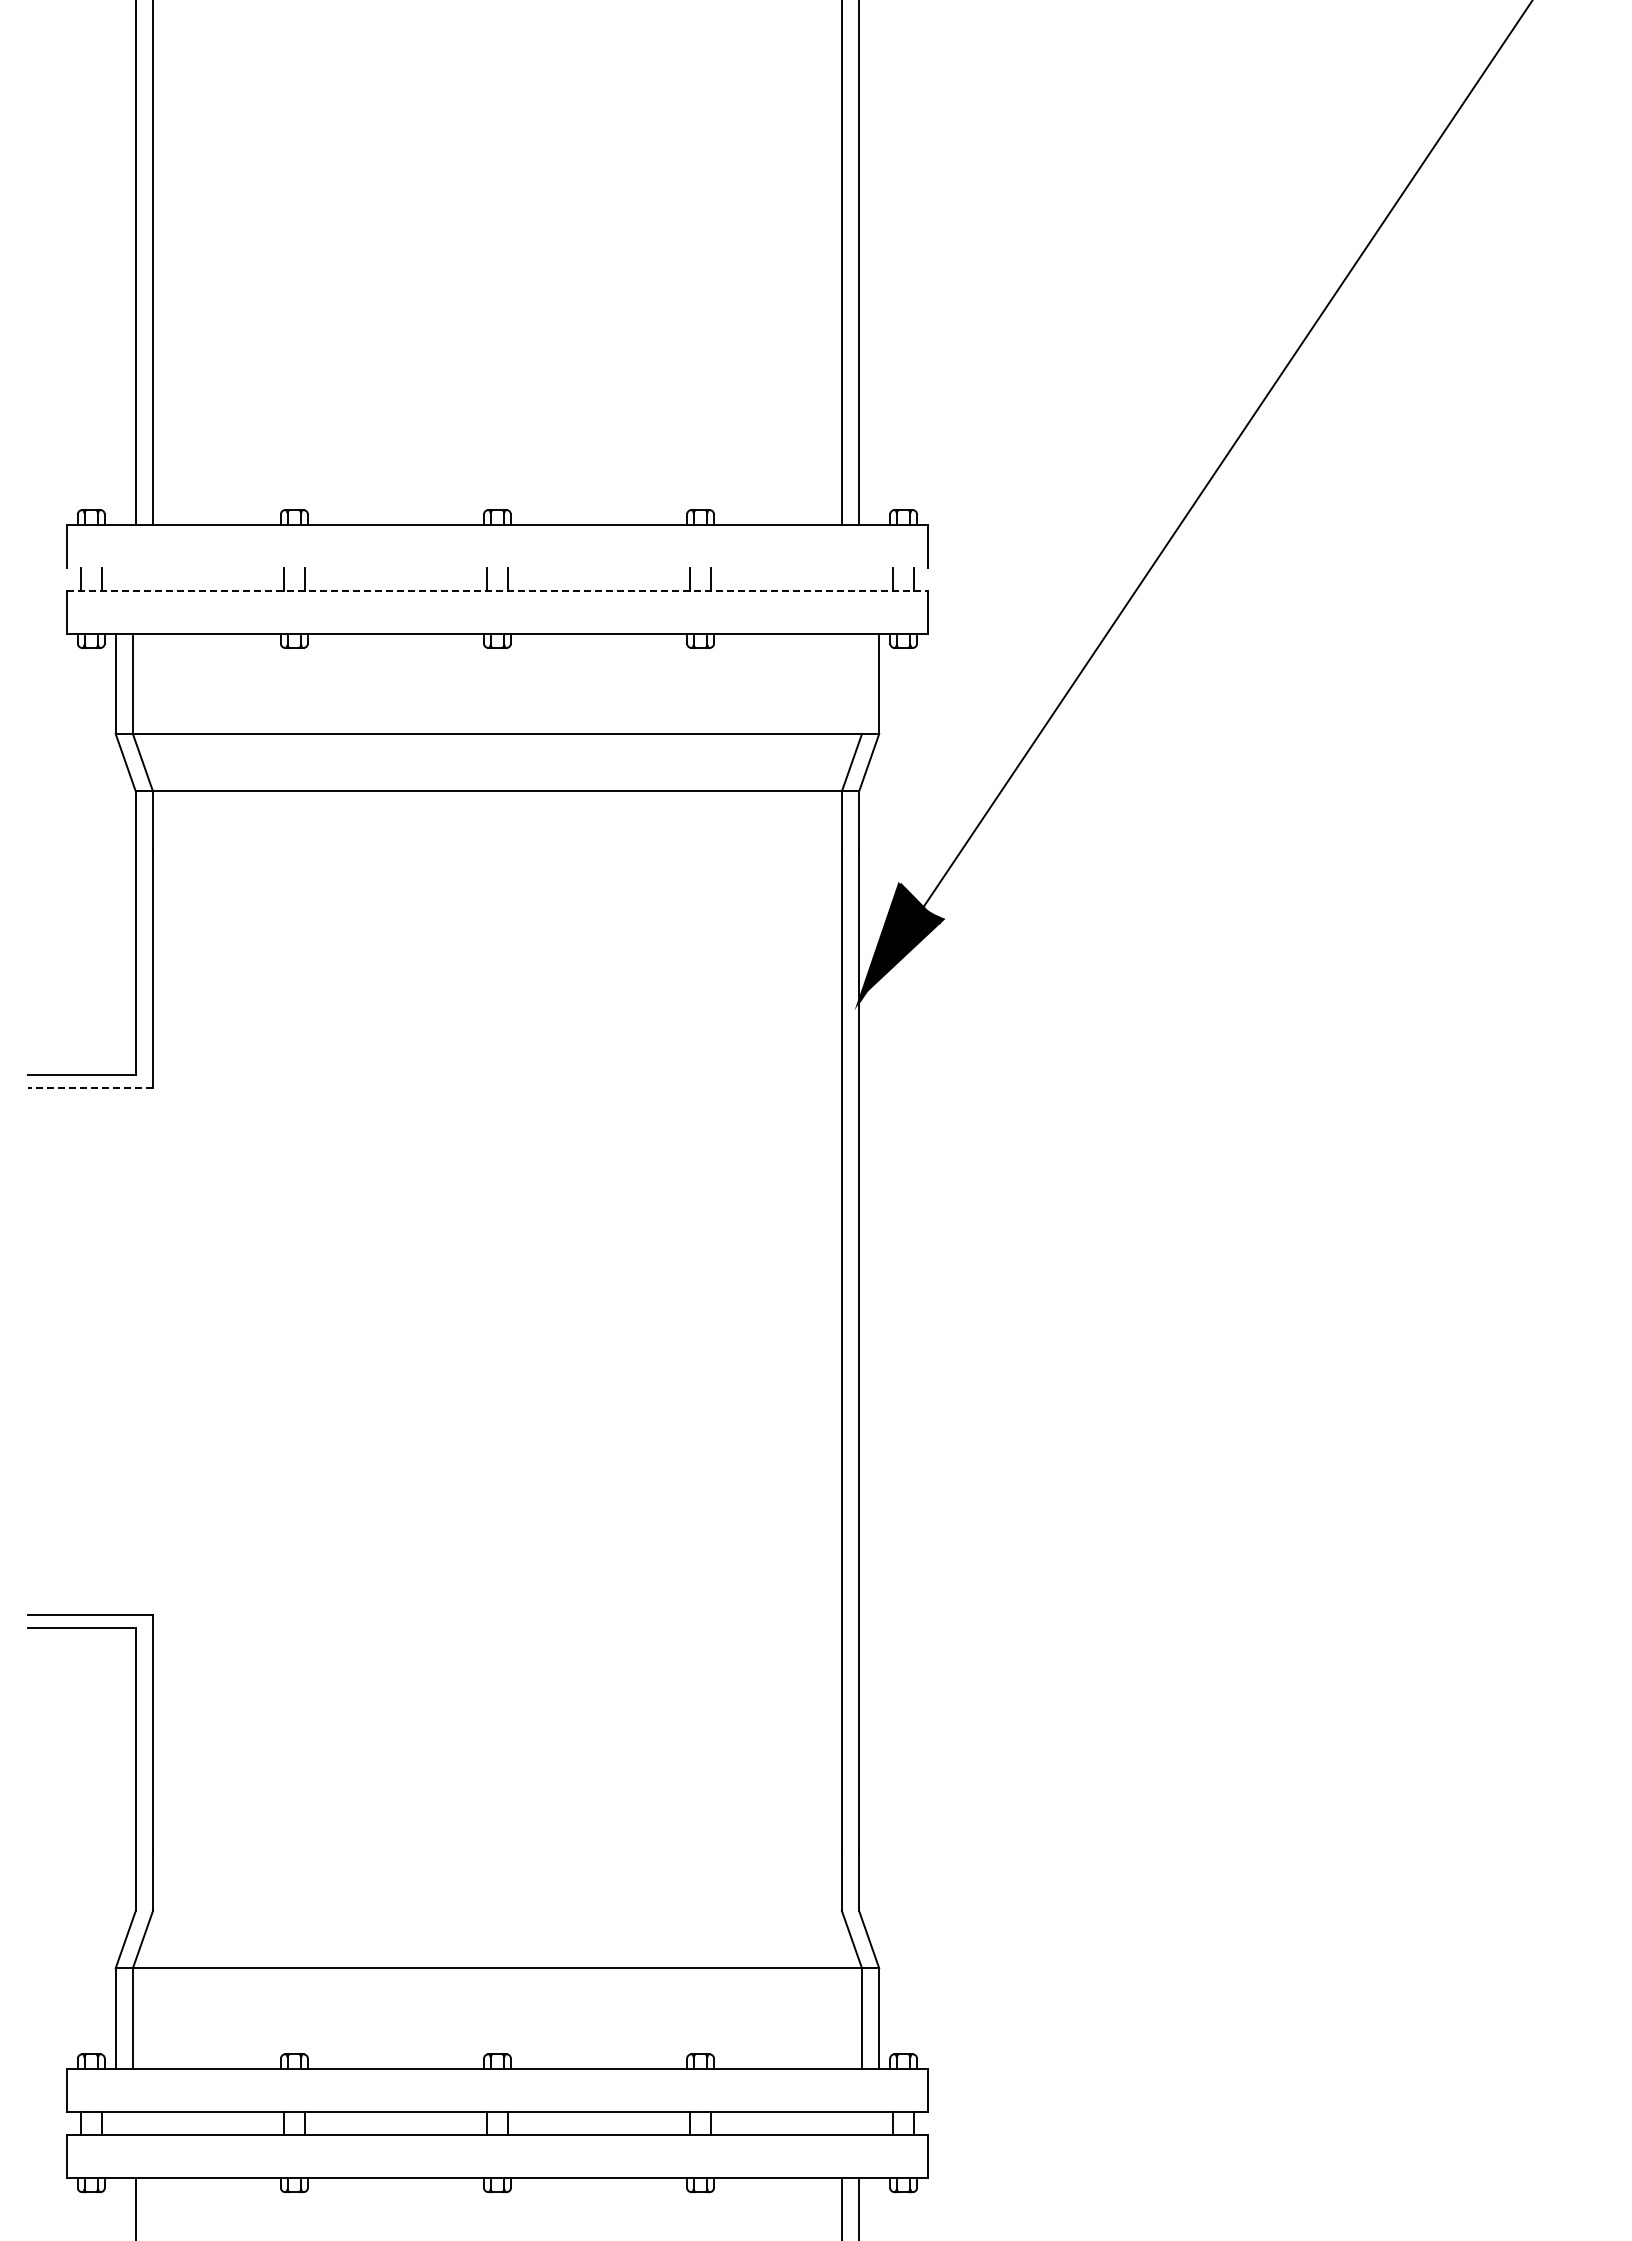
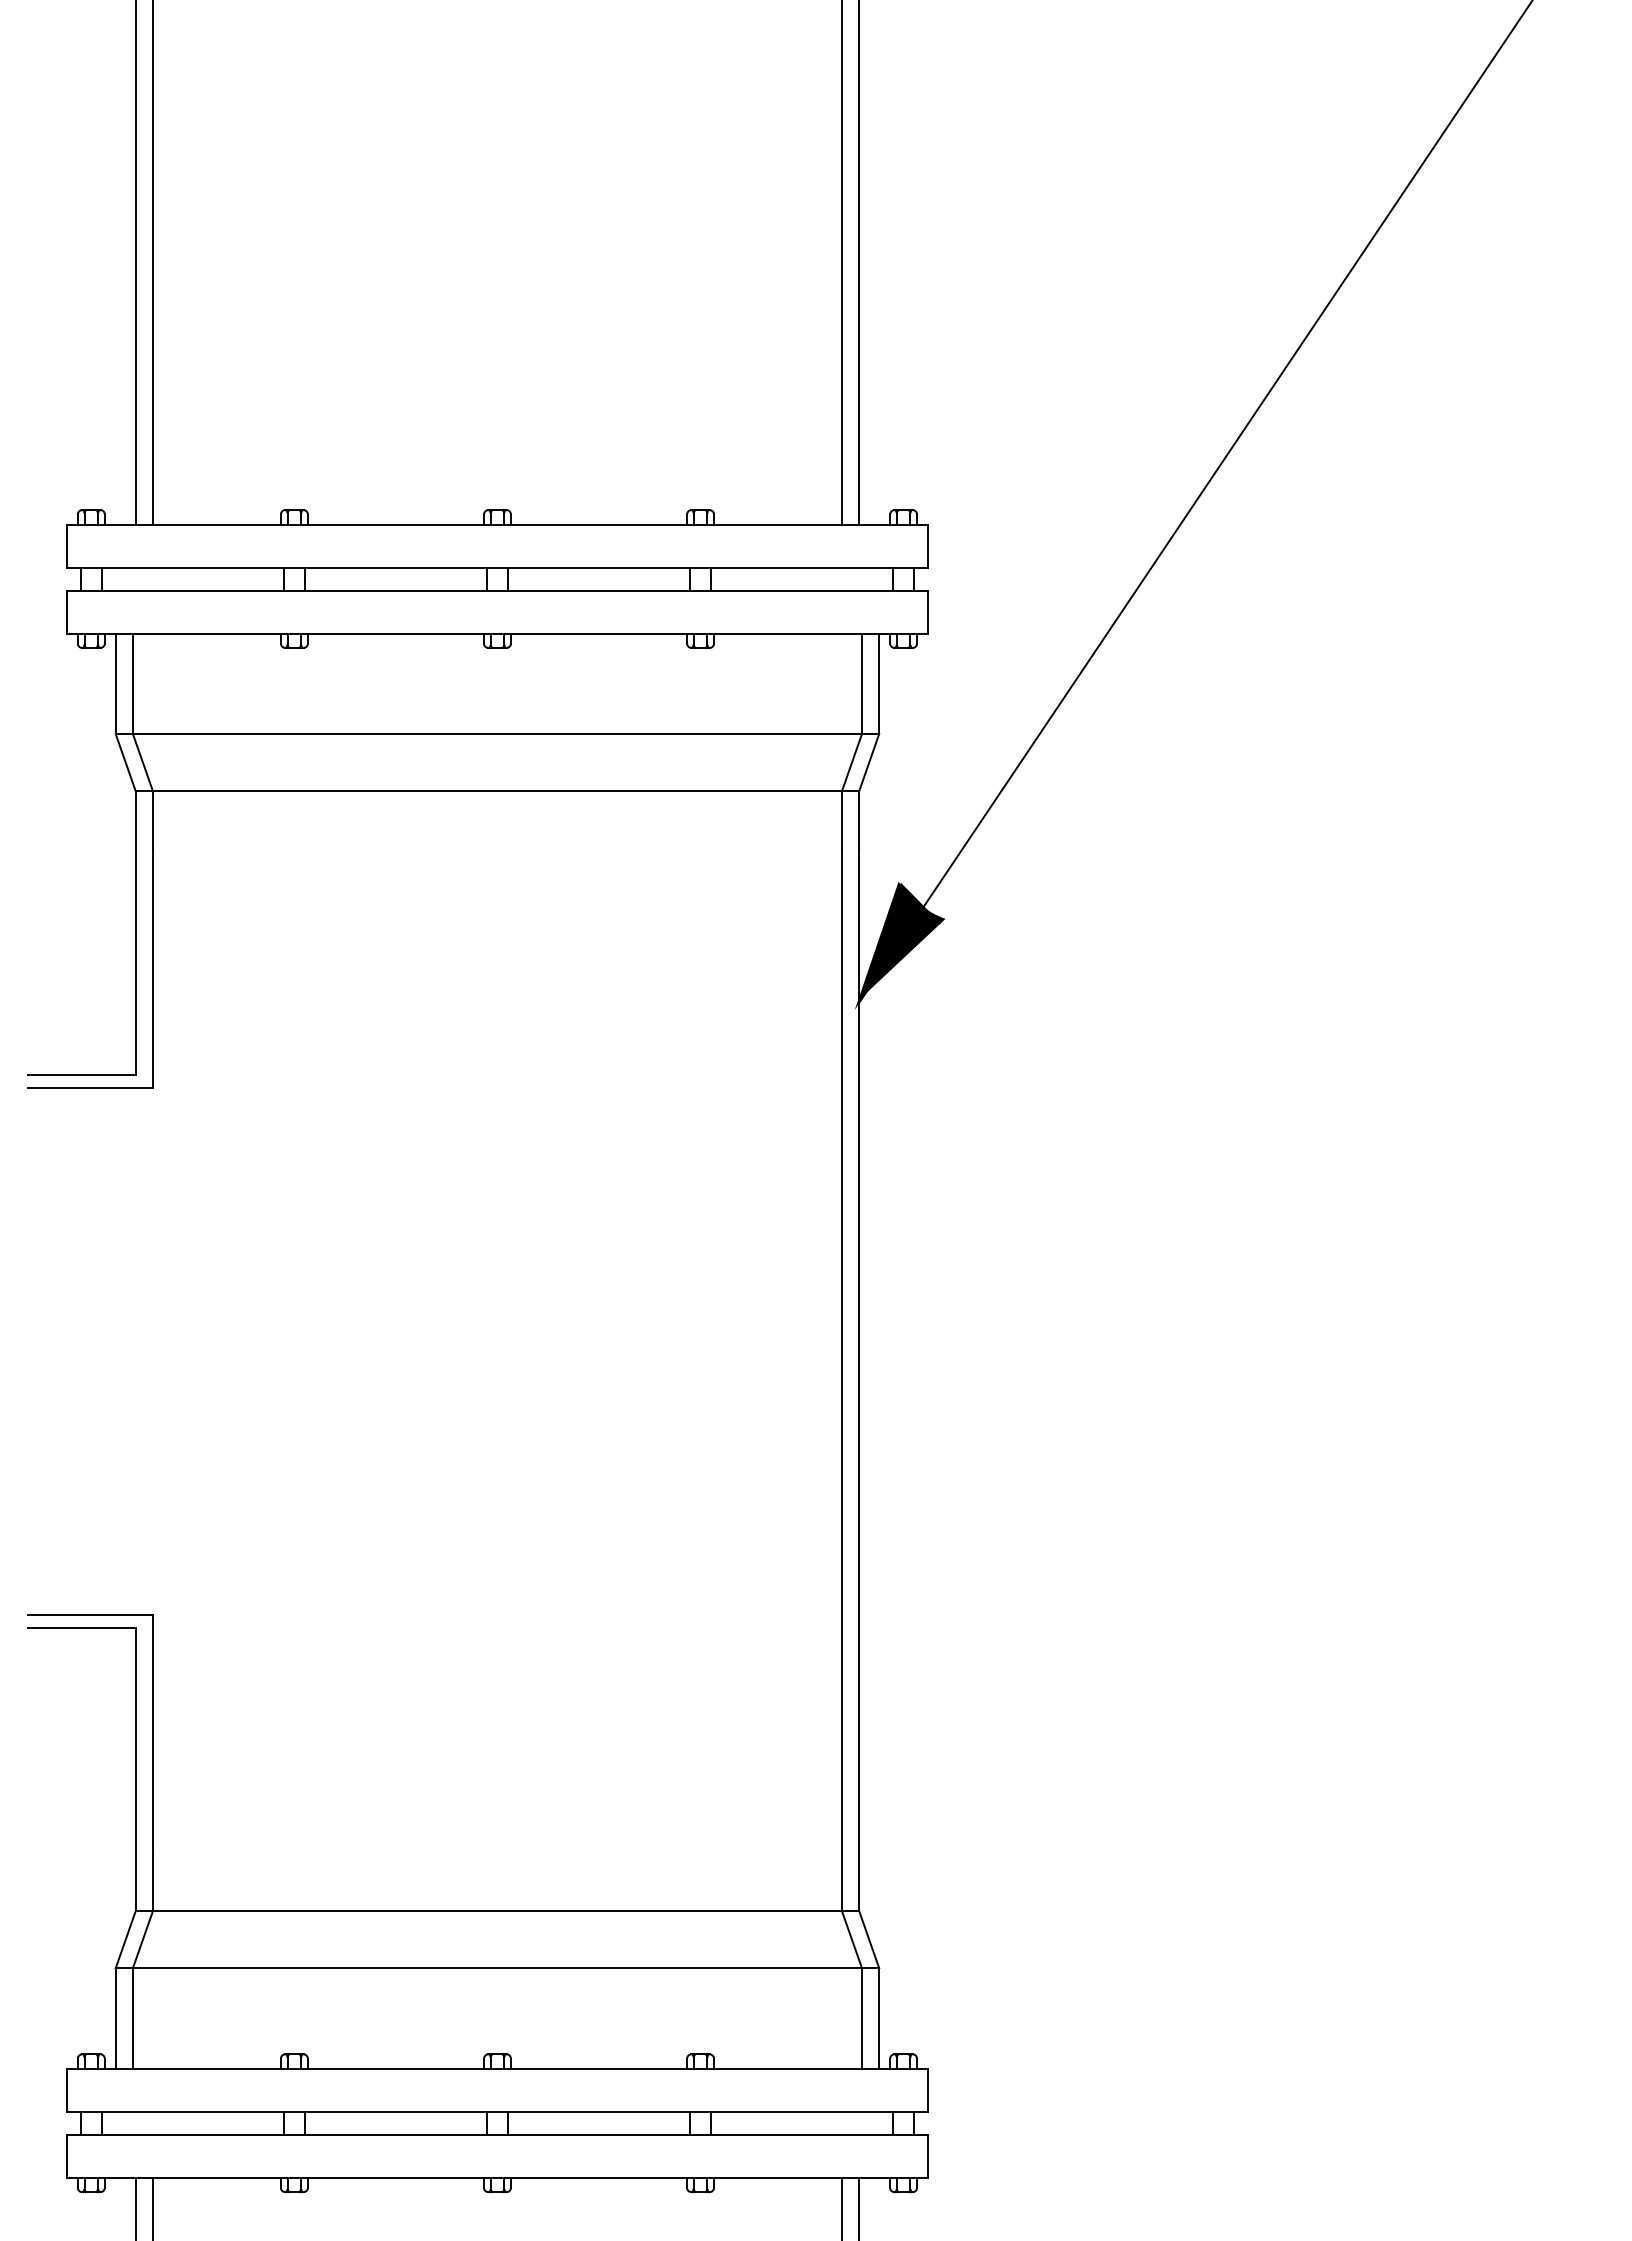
line: none -> present (497, 567)
line: dashed -> solid (497, 590)
line: none -> present (862, 683)
line: dashed -> solid (90, 1087)
line: none -> present (497, 1910)
line: none -> present (153, 2207)
